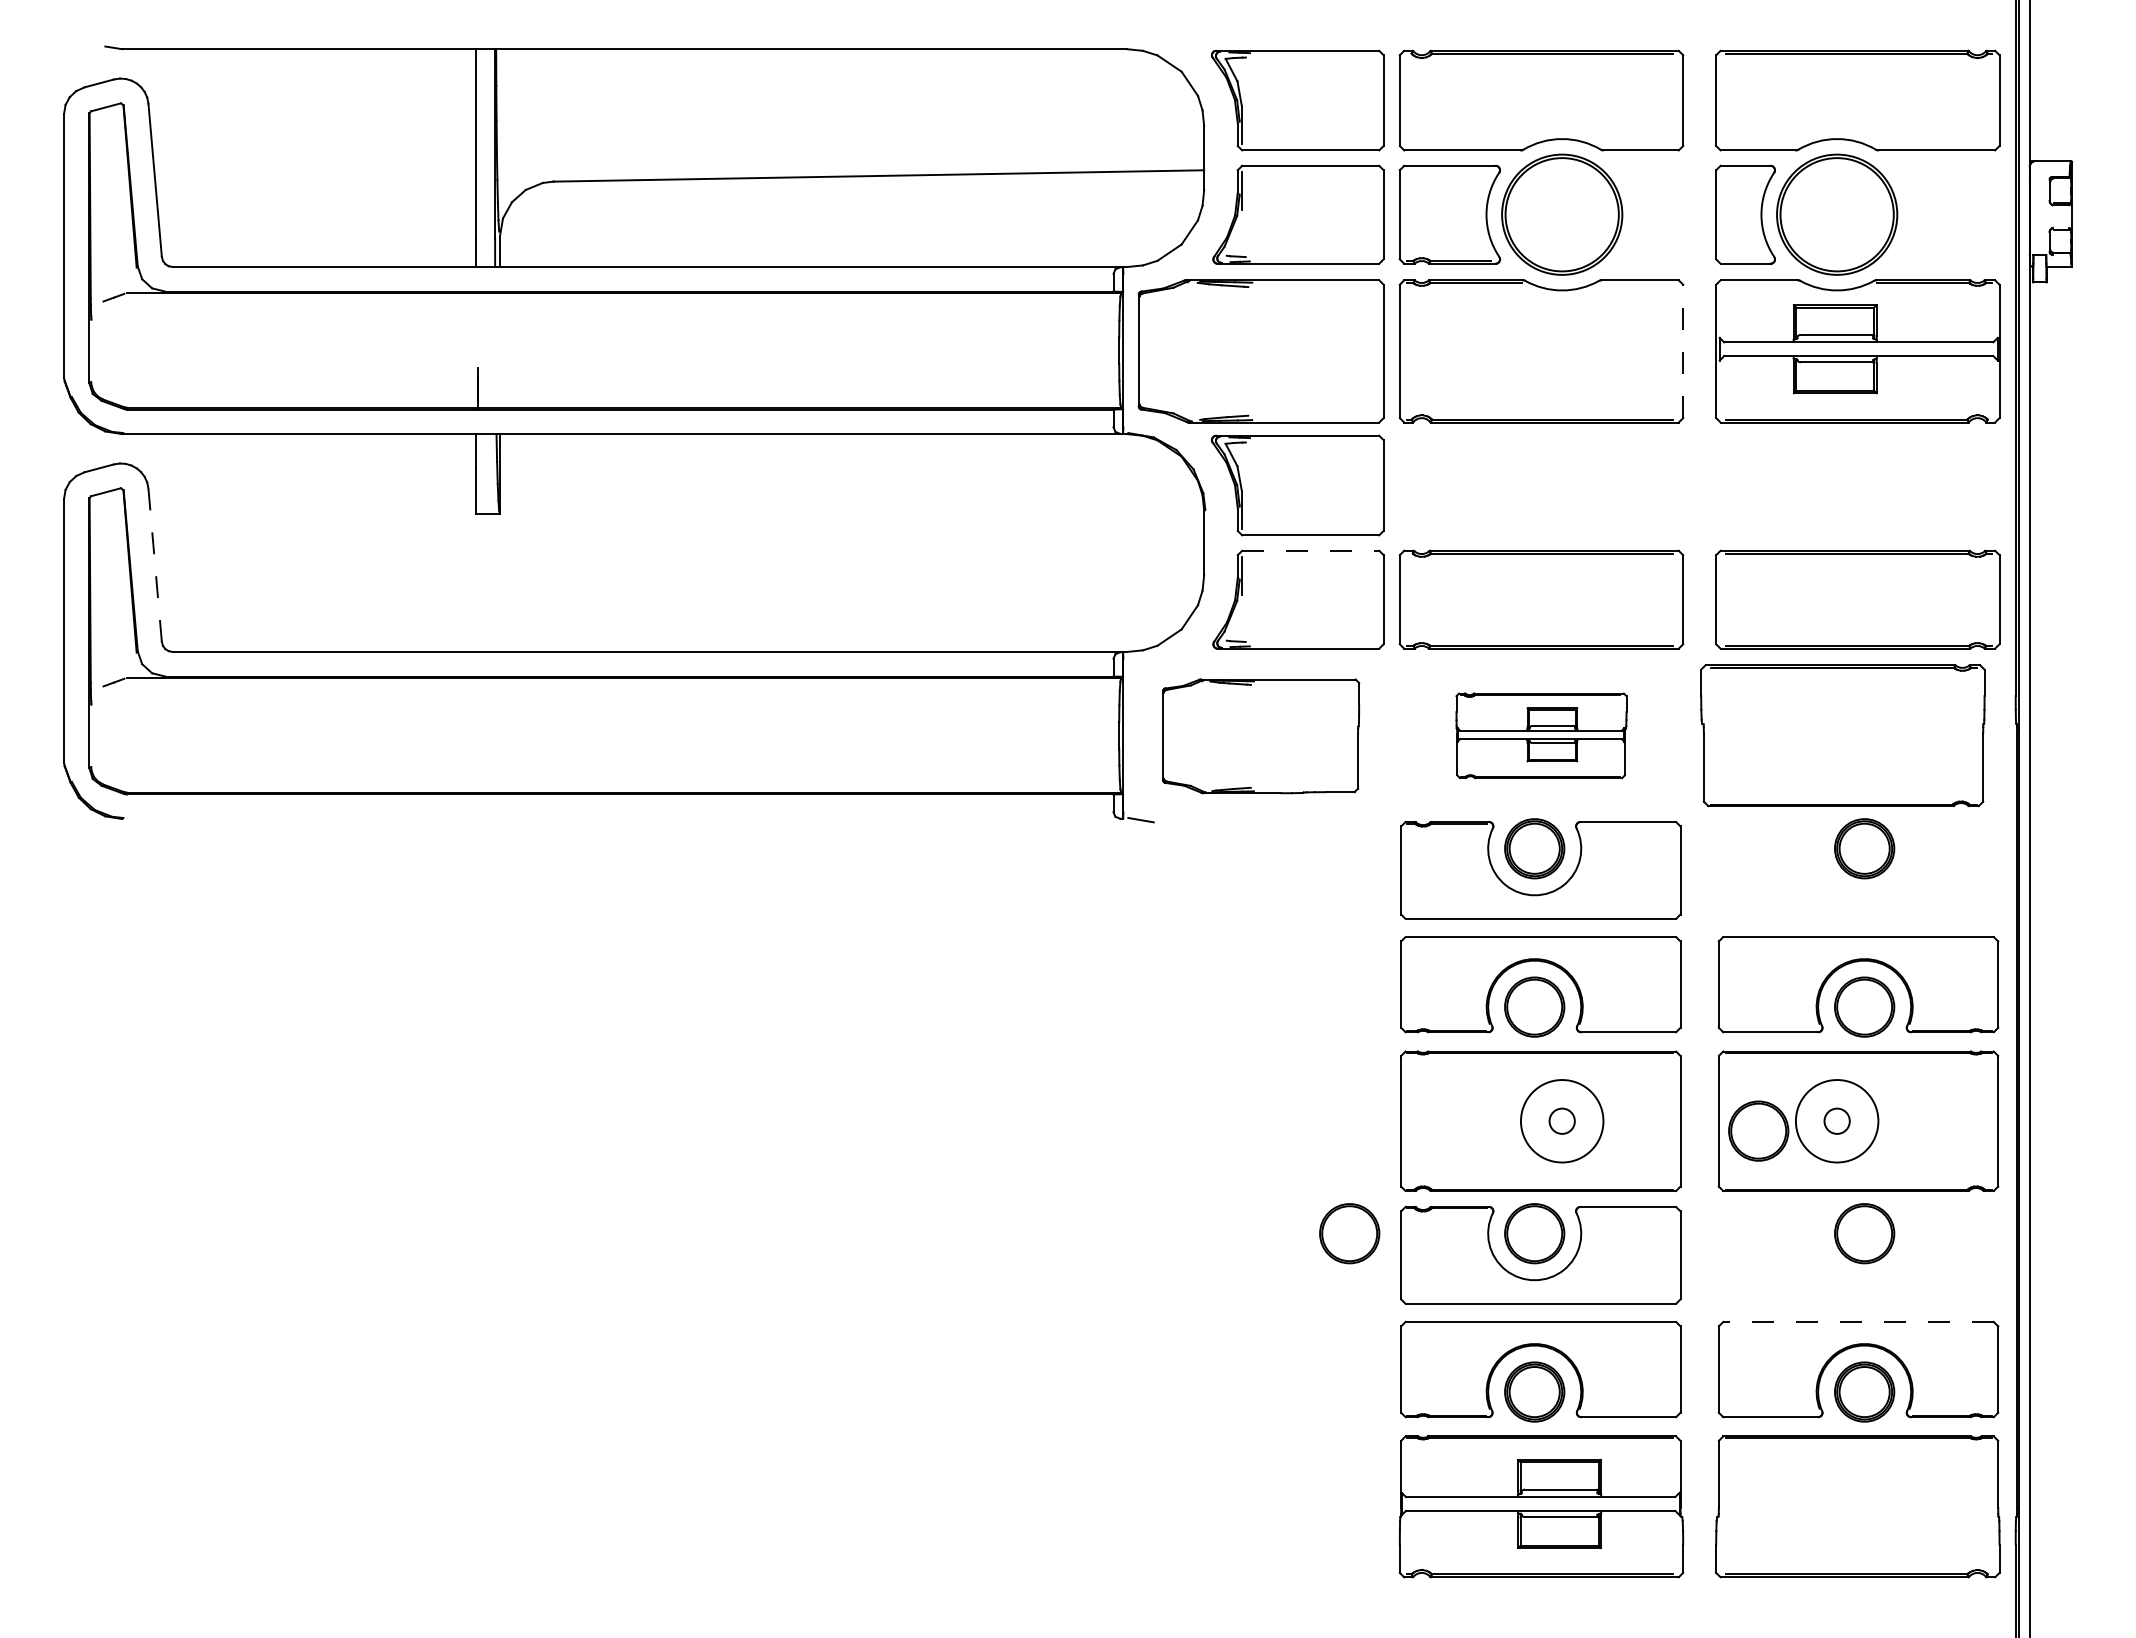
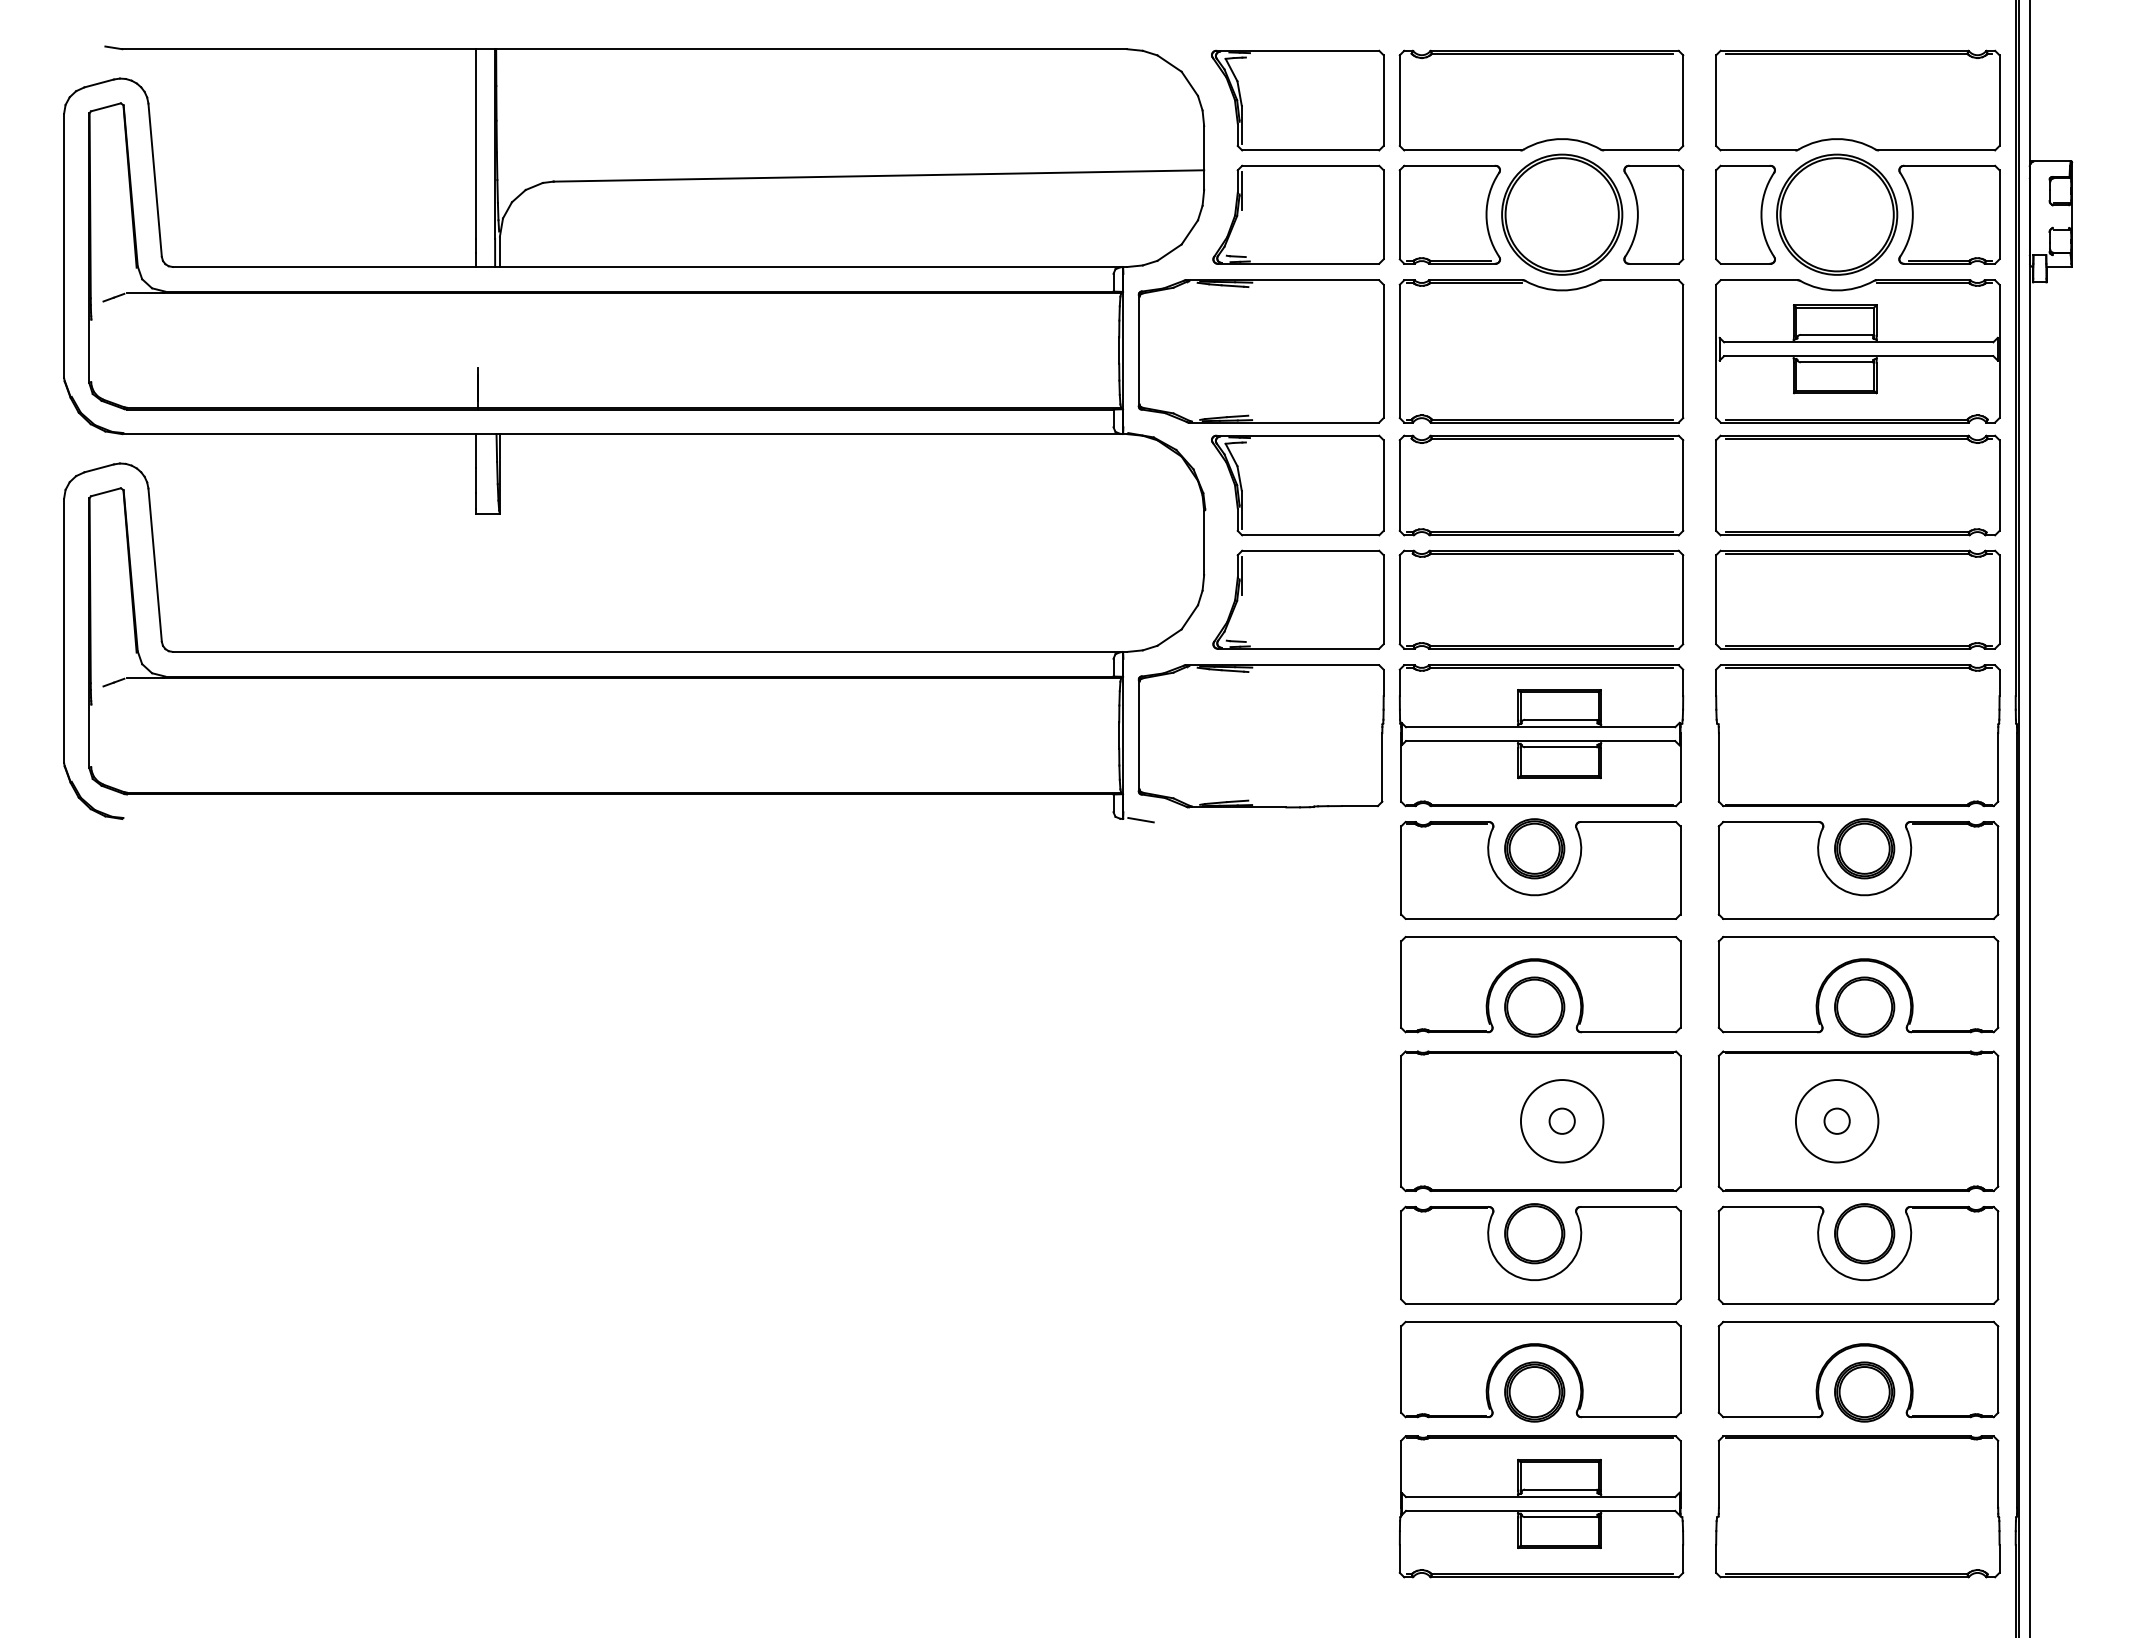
part: none -> present (1653, 214)
part: none -> present (1949, 214)
line: dashed -> solid (1683, 351)
part: none -> present (1541, 485)
part: none -> present (1857, 485)
line: dashed -> solid (1310, 550)
line: dashed -> solid (155, 565)
part size: 173x88 px -> 287x144 px (1541, 735)
part position: (1842, 735) -> (1857, 735) (1857, 735)
part size: 199x117 px -> 248x145 px (1260, 736)
part: none -> present (1852, 892)
part: present -> none (1758, 1130)
part: present -> none (1349, 1233)
part: none -> present (1849, 1276)
line: dashed -> solid (1858, 1321)
